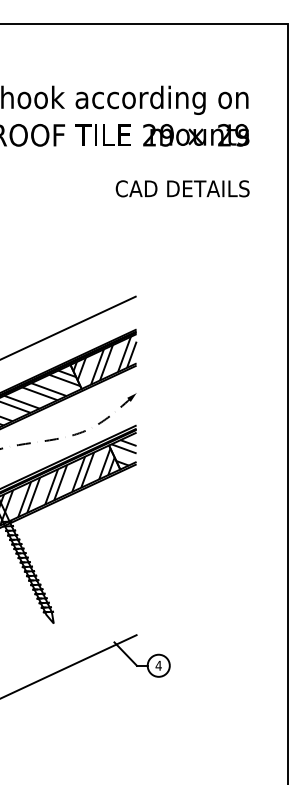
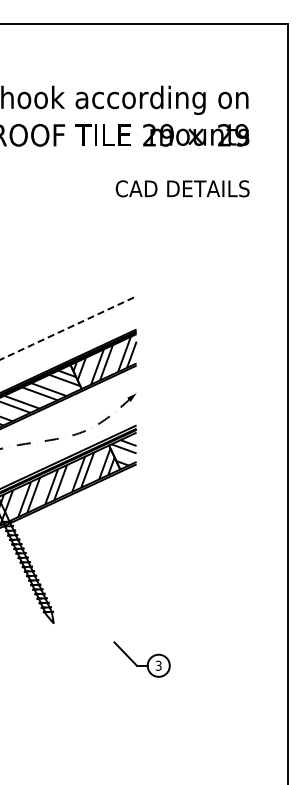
line: solid -> dashed (68, 327)
text: 4 -> 3 (158, 665)
line: present -> none (69, 666)
